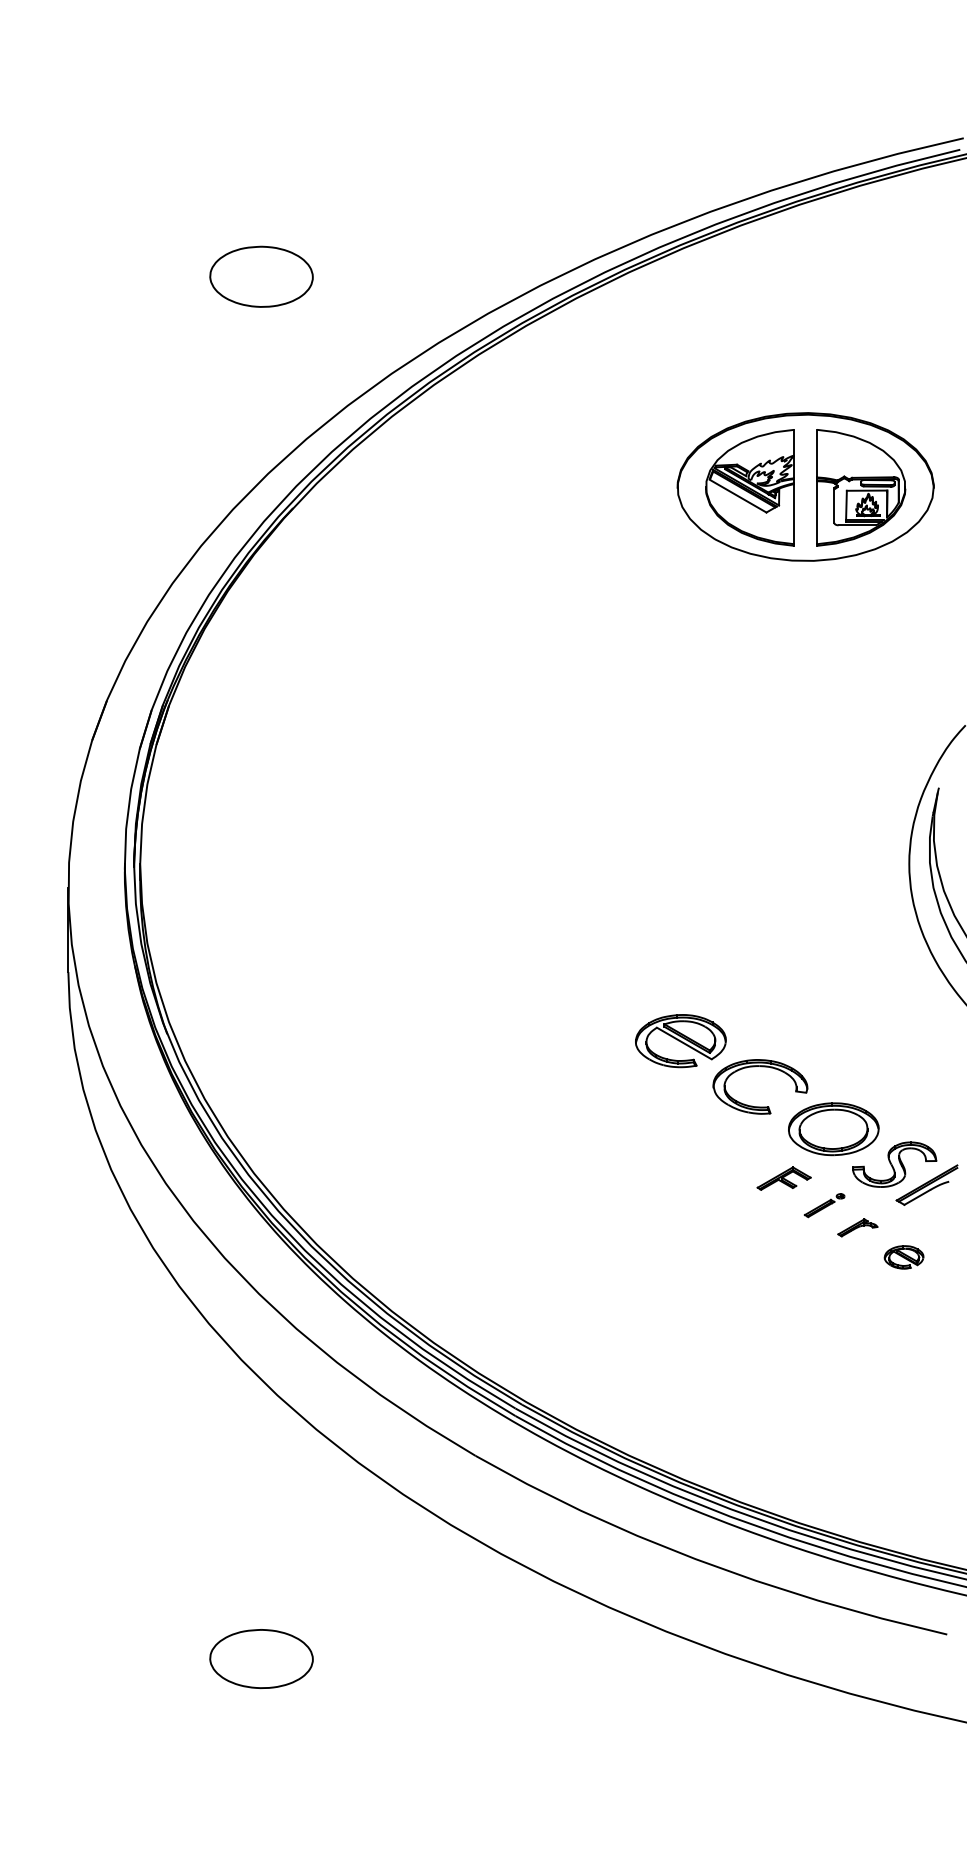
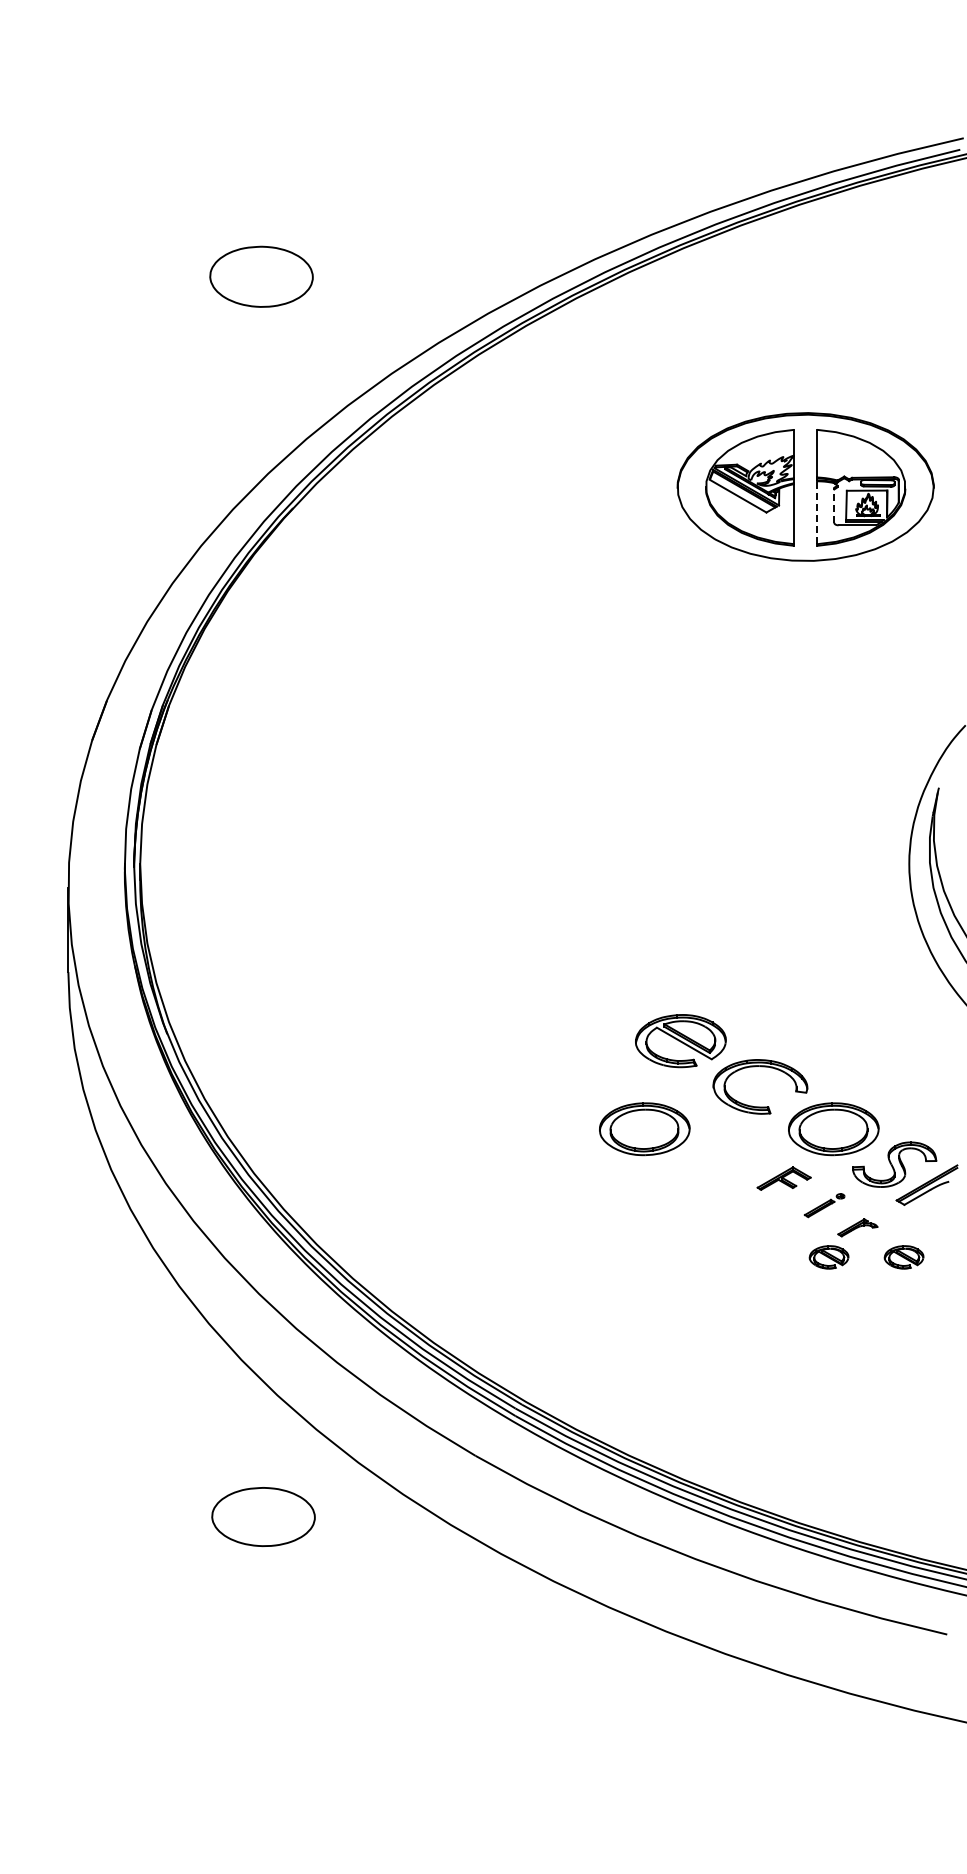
line: solid -> dashed (834, 505)
line: solid -> dashed (817, 512)
part: none -> present (644, 1129)
part: none -> present (828, 1257)
part position: (261, 1658) -> (263, 1516) (263, 1516)
